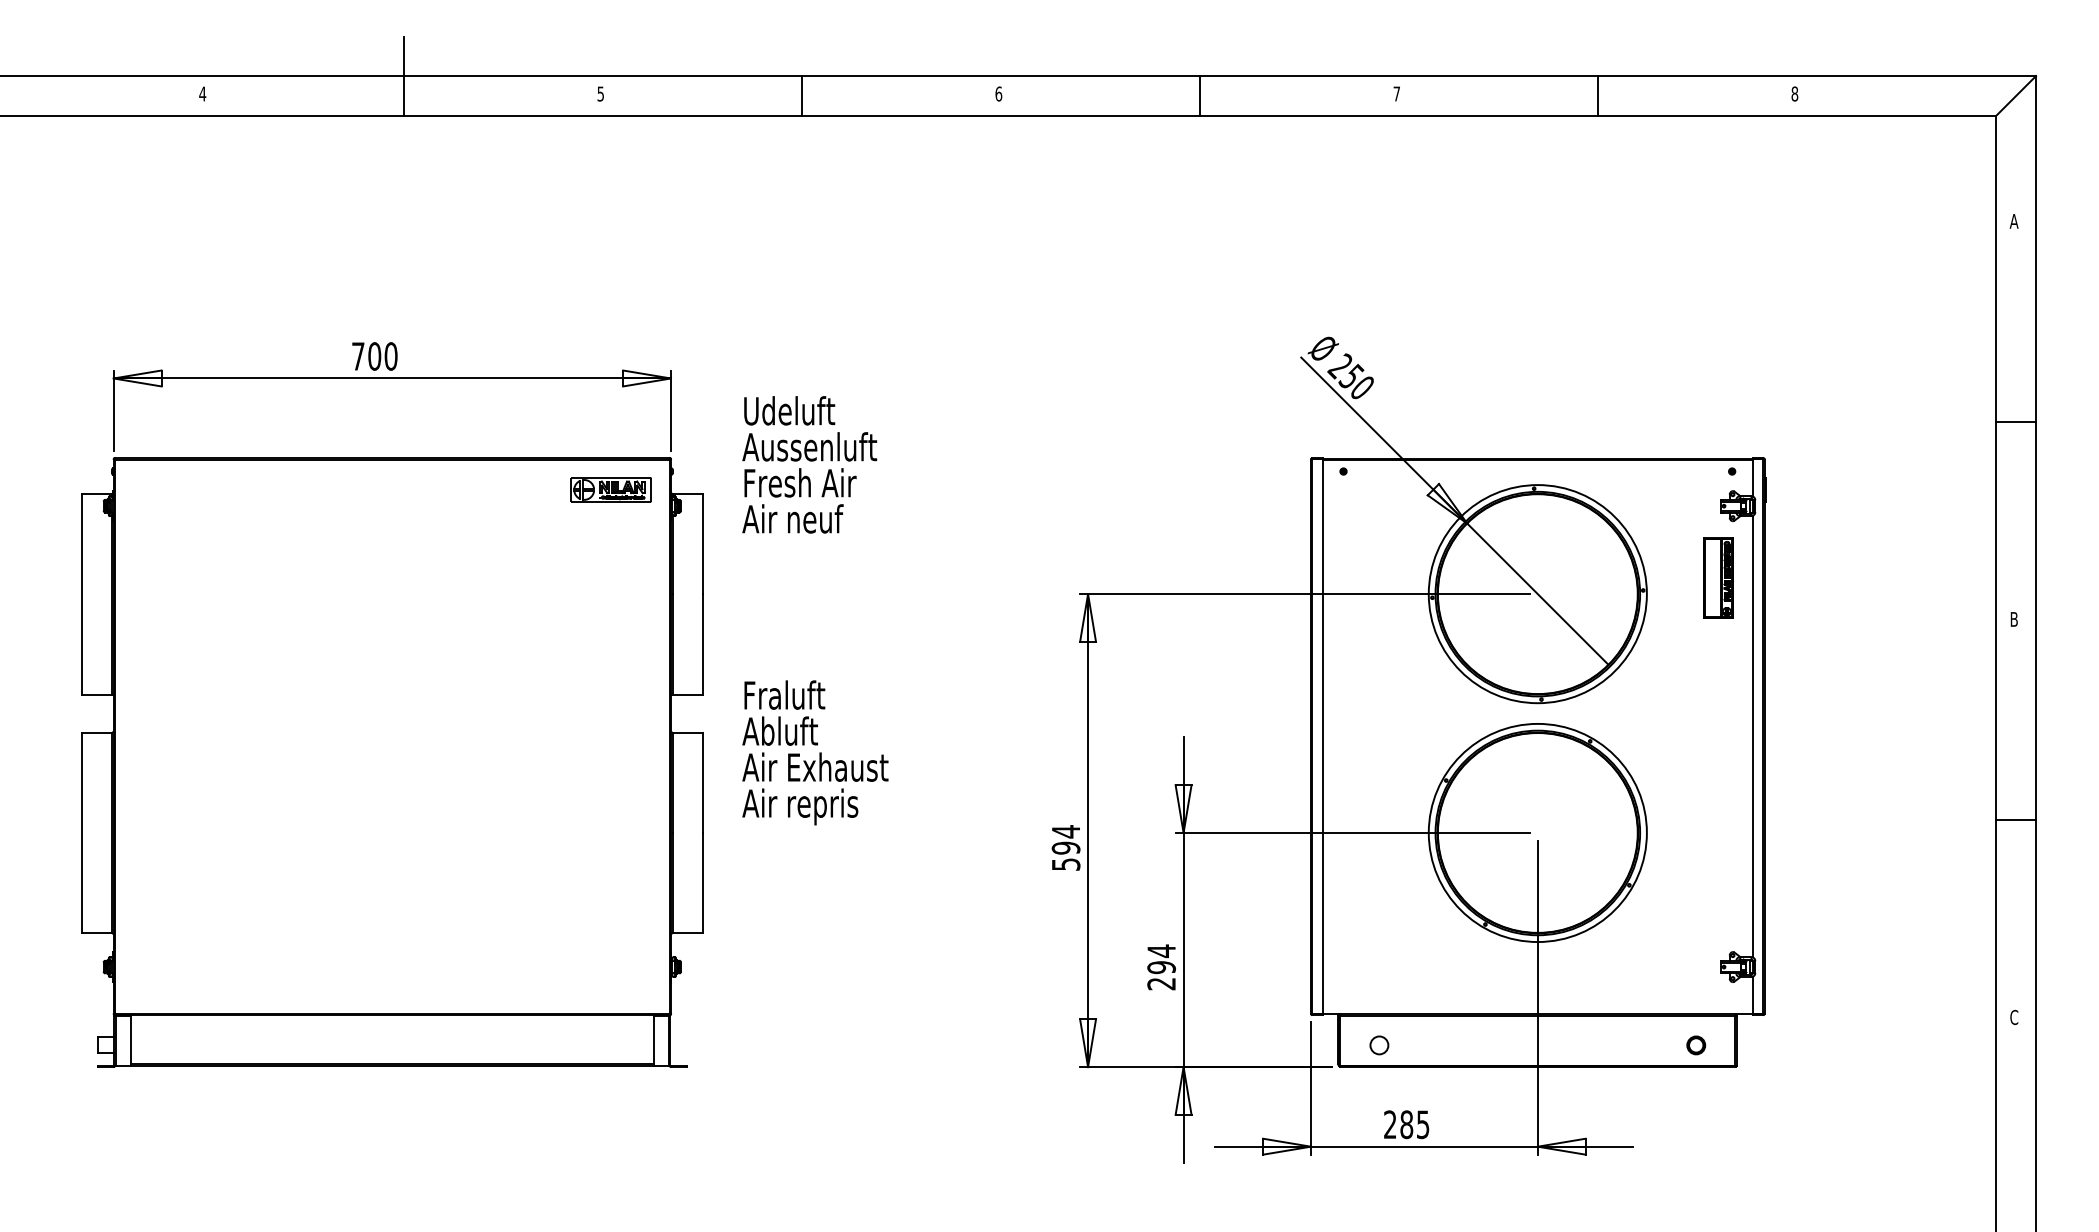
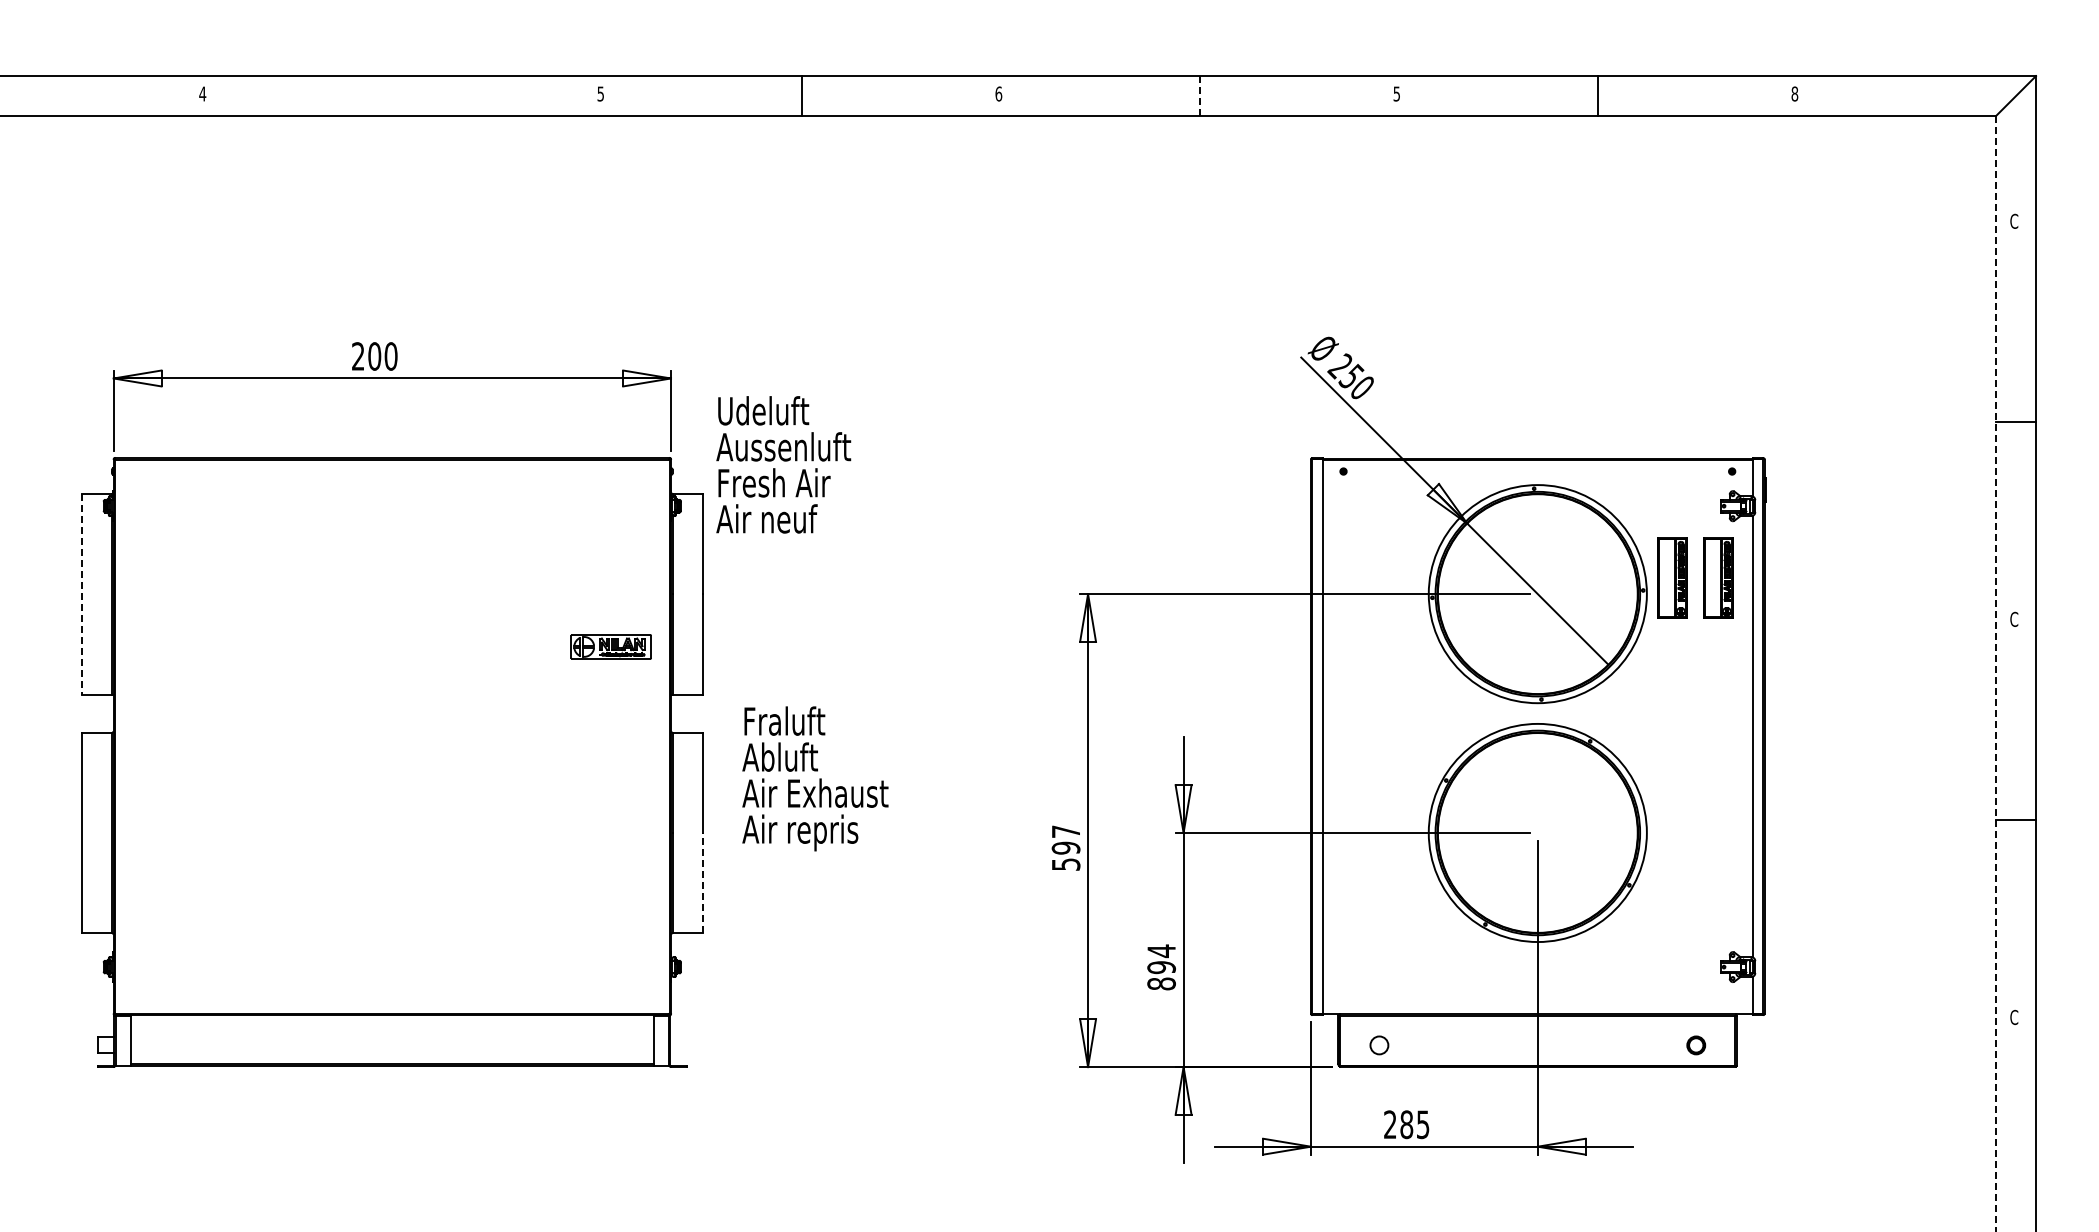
line: present -> none (404, 76)
text: 7 -> 5 (1396, 93)
line: solid -> dashed (1200, 95)
text: A -> C (2013, 220)
text: 700 -> 200 (358, 356)
text position: (809, 464) -> (783, 464) (783, 464)
part position: (610, 489) -> (610, 646) (610, 646)
part: none -> present (1672, 577)
line: solid -> dashed (81, 594)
text: B -> C (2014, 618)
line: solid -> dashed (1996, 673)
text position: (815, 752) -> (815, 778) (815, 778)
text: 594 -> 597 (1065, 831)
line: solid -> dashed (702, 882)
text: 294 -> 894 (1161, 983)
